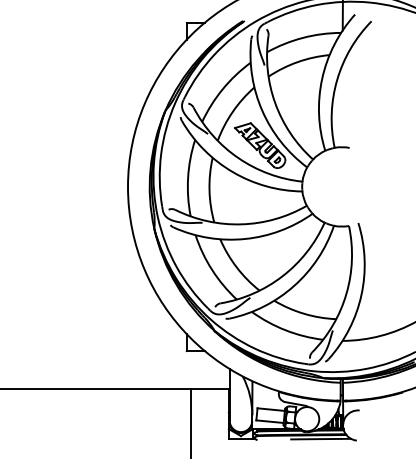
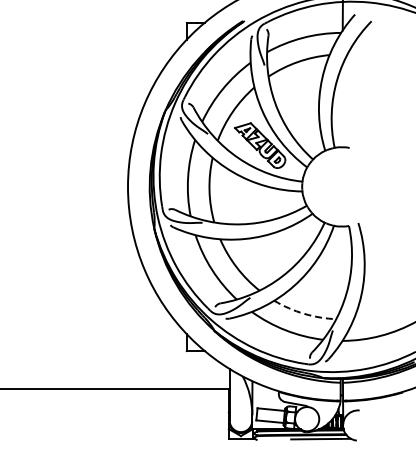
arc: solid -> dashed (304, 313)
line: present -> none (190, 422)
